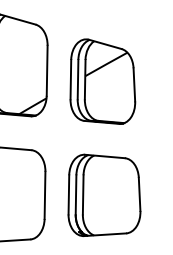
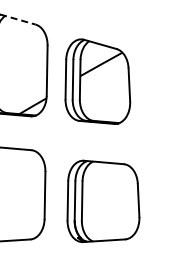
line: solid -> dashed (18, 19)
part position: (102, 81) -> (97, 81) (97, 81)
part position: (104, 194) -> (103, 200) (103, 200)
